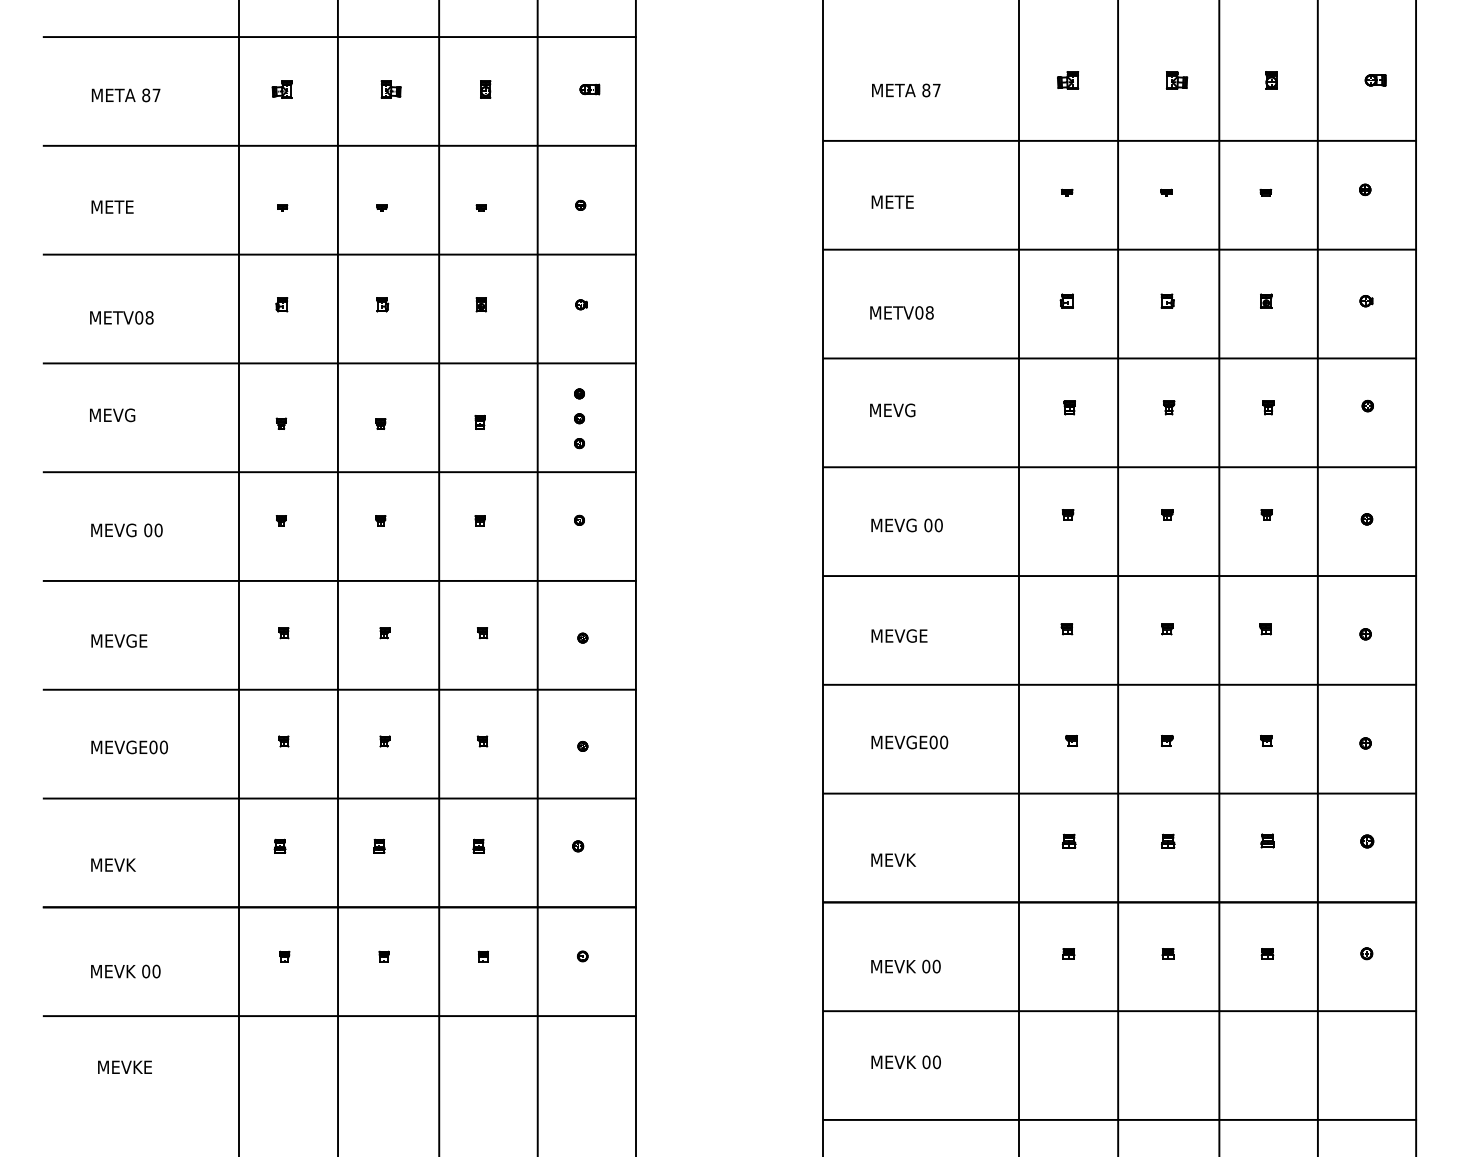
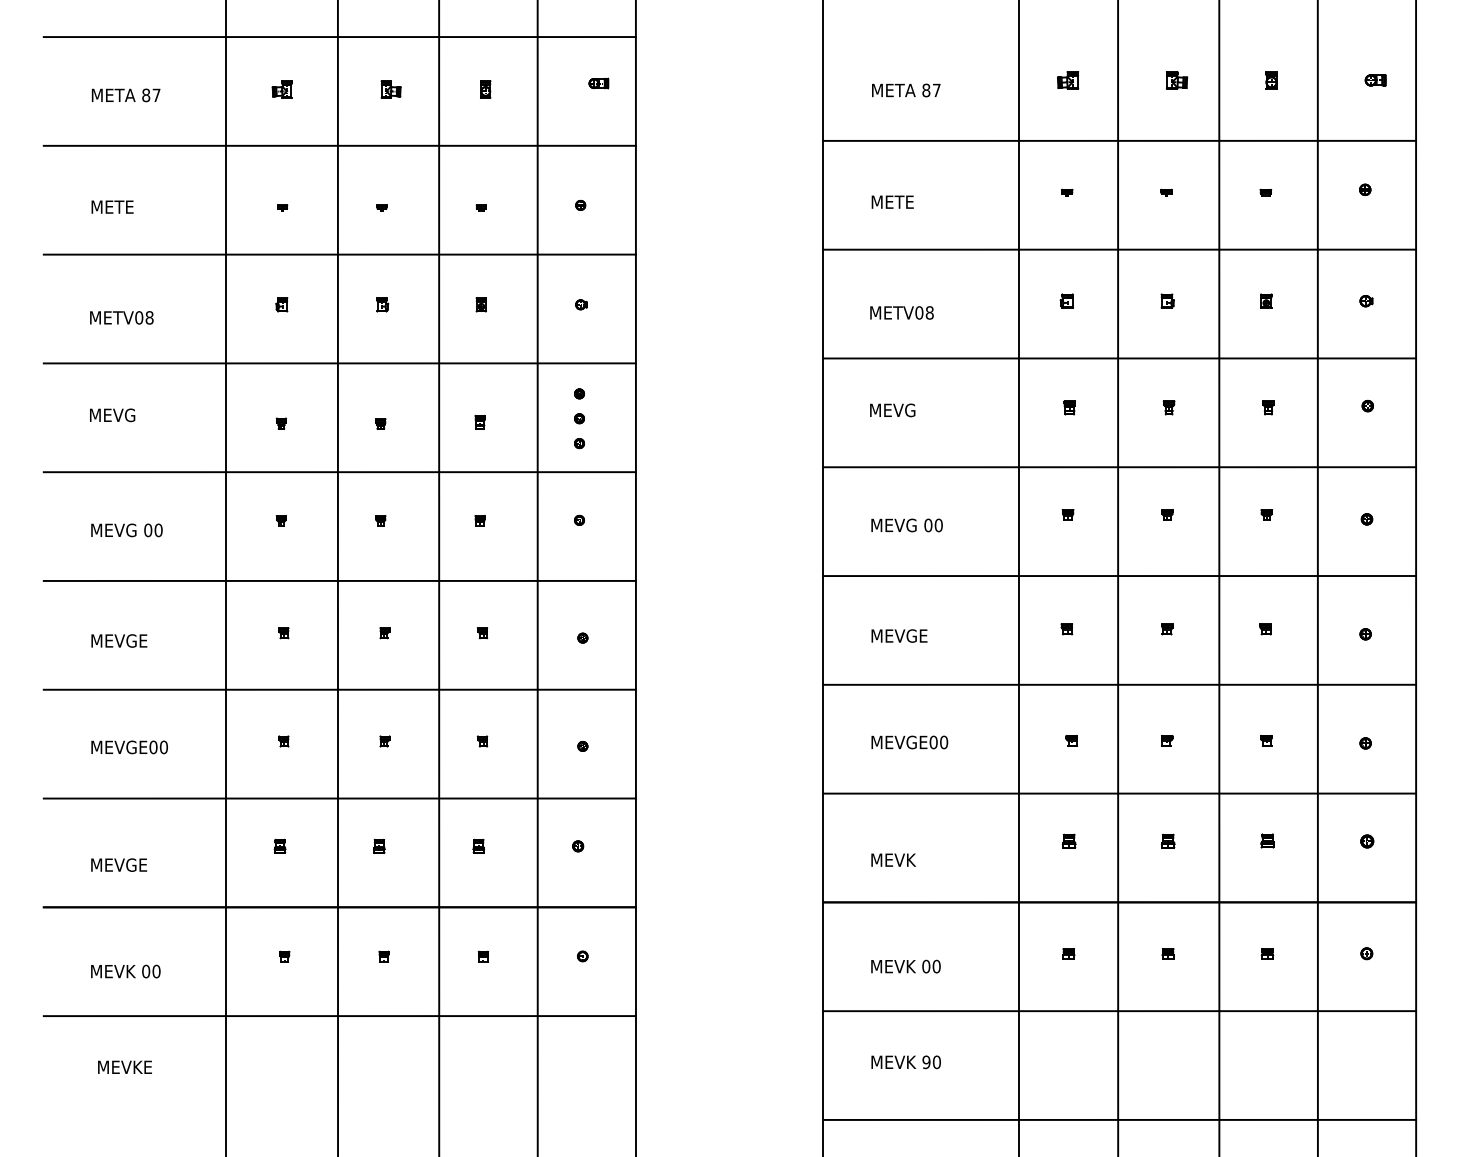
part position: (589, 89) -> (598, 83) (598, 83)
line position: (238, 577) -> (225, 577) (225, 577)
text: MEVK -> MEVGE (136, 864)
text: 00 -> 90 (926, 1062)
